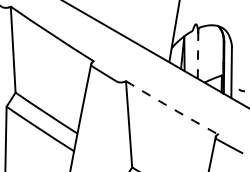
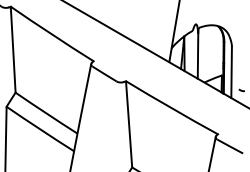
line: dashed -> solid (198, 54)
arc: dashed -> solid (171, 108)
